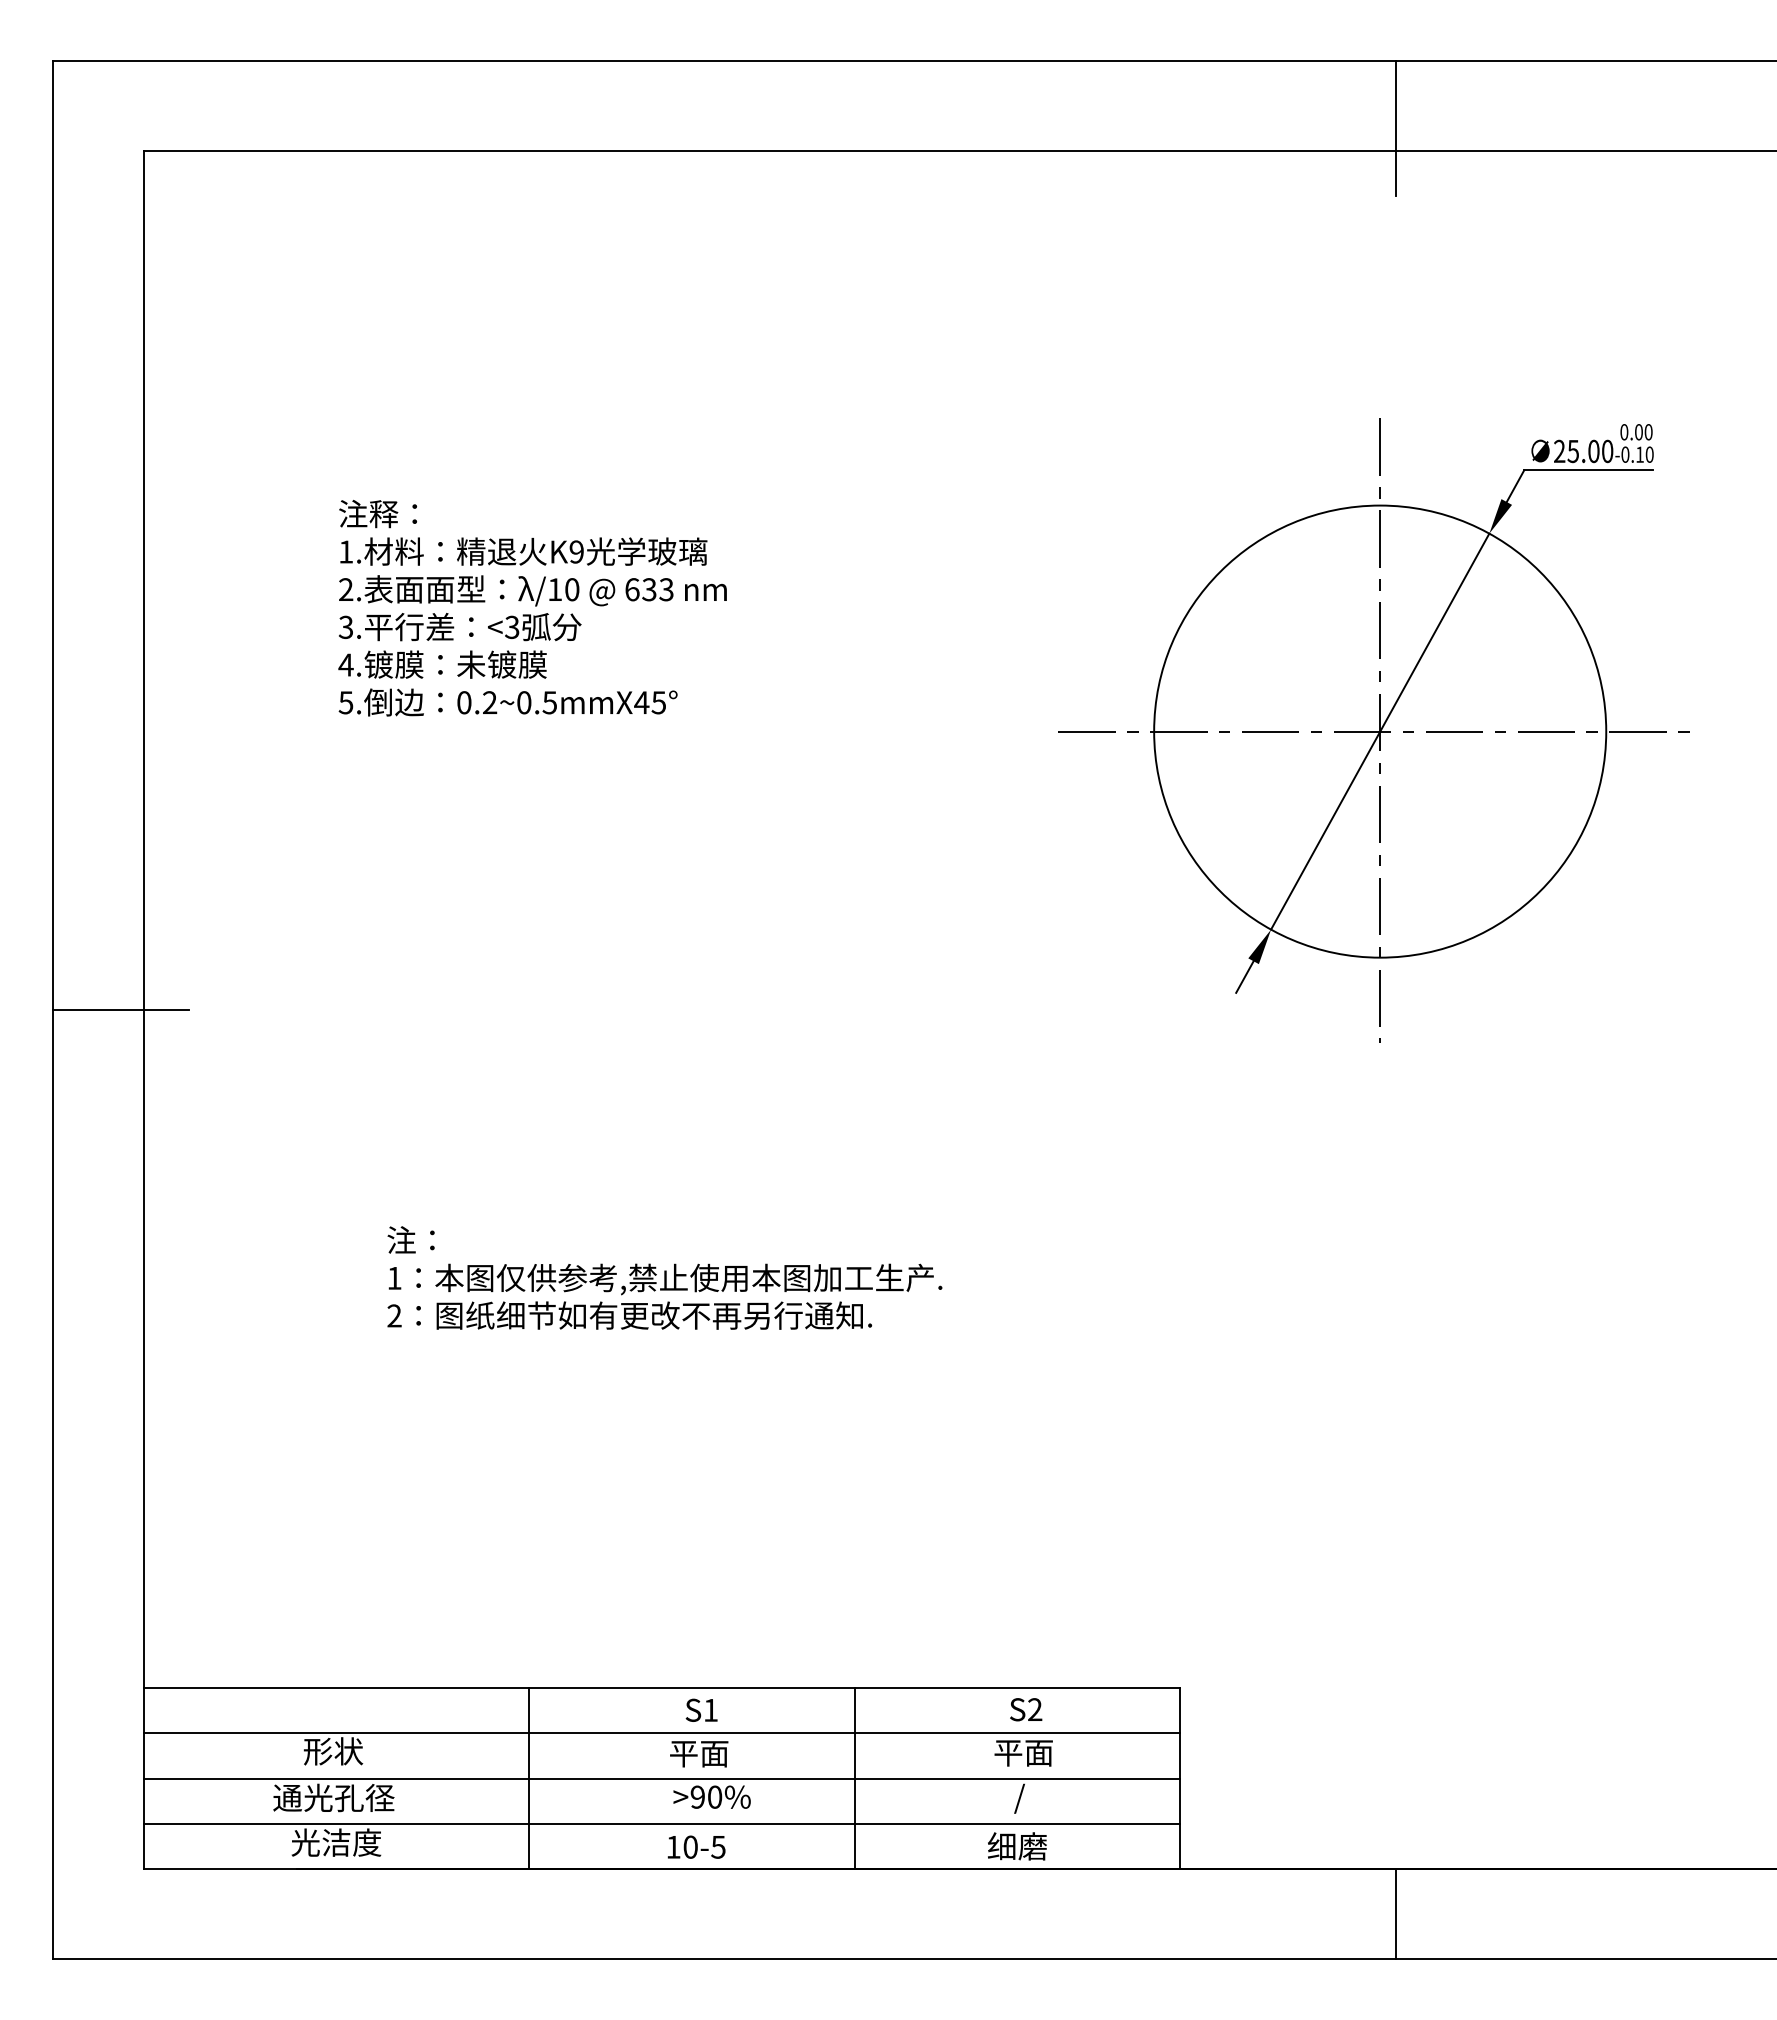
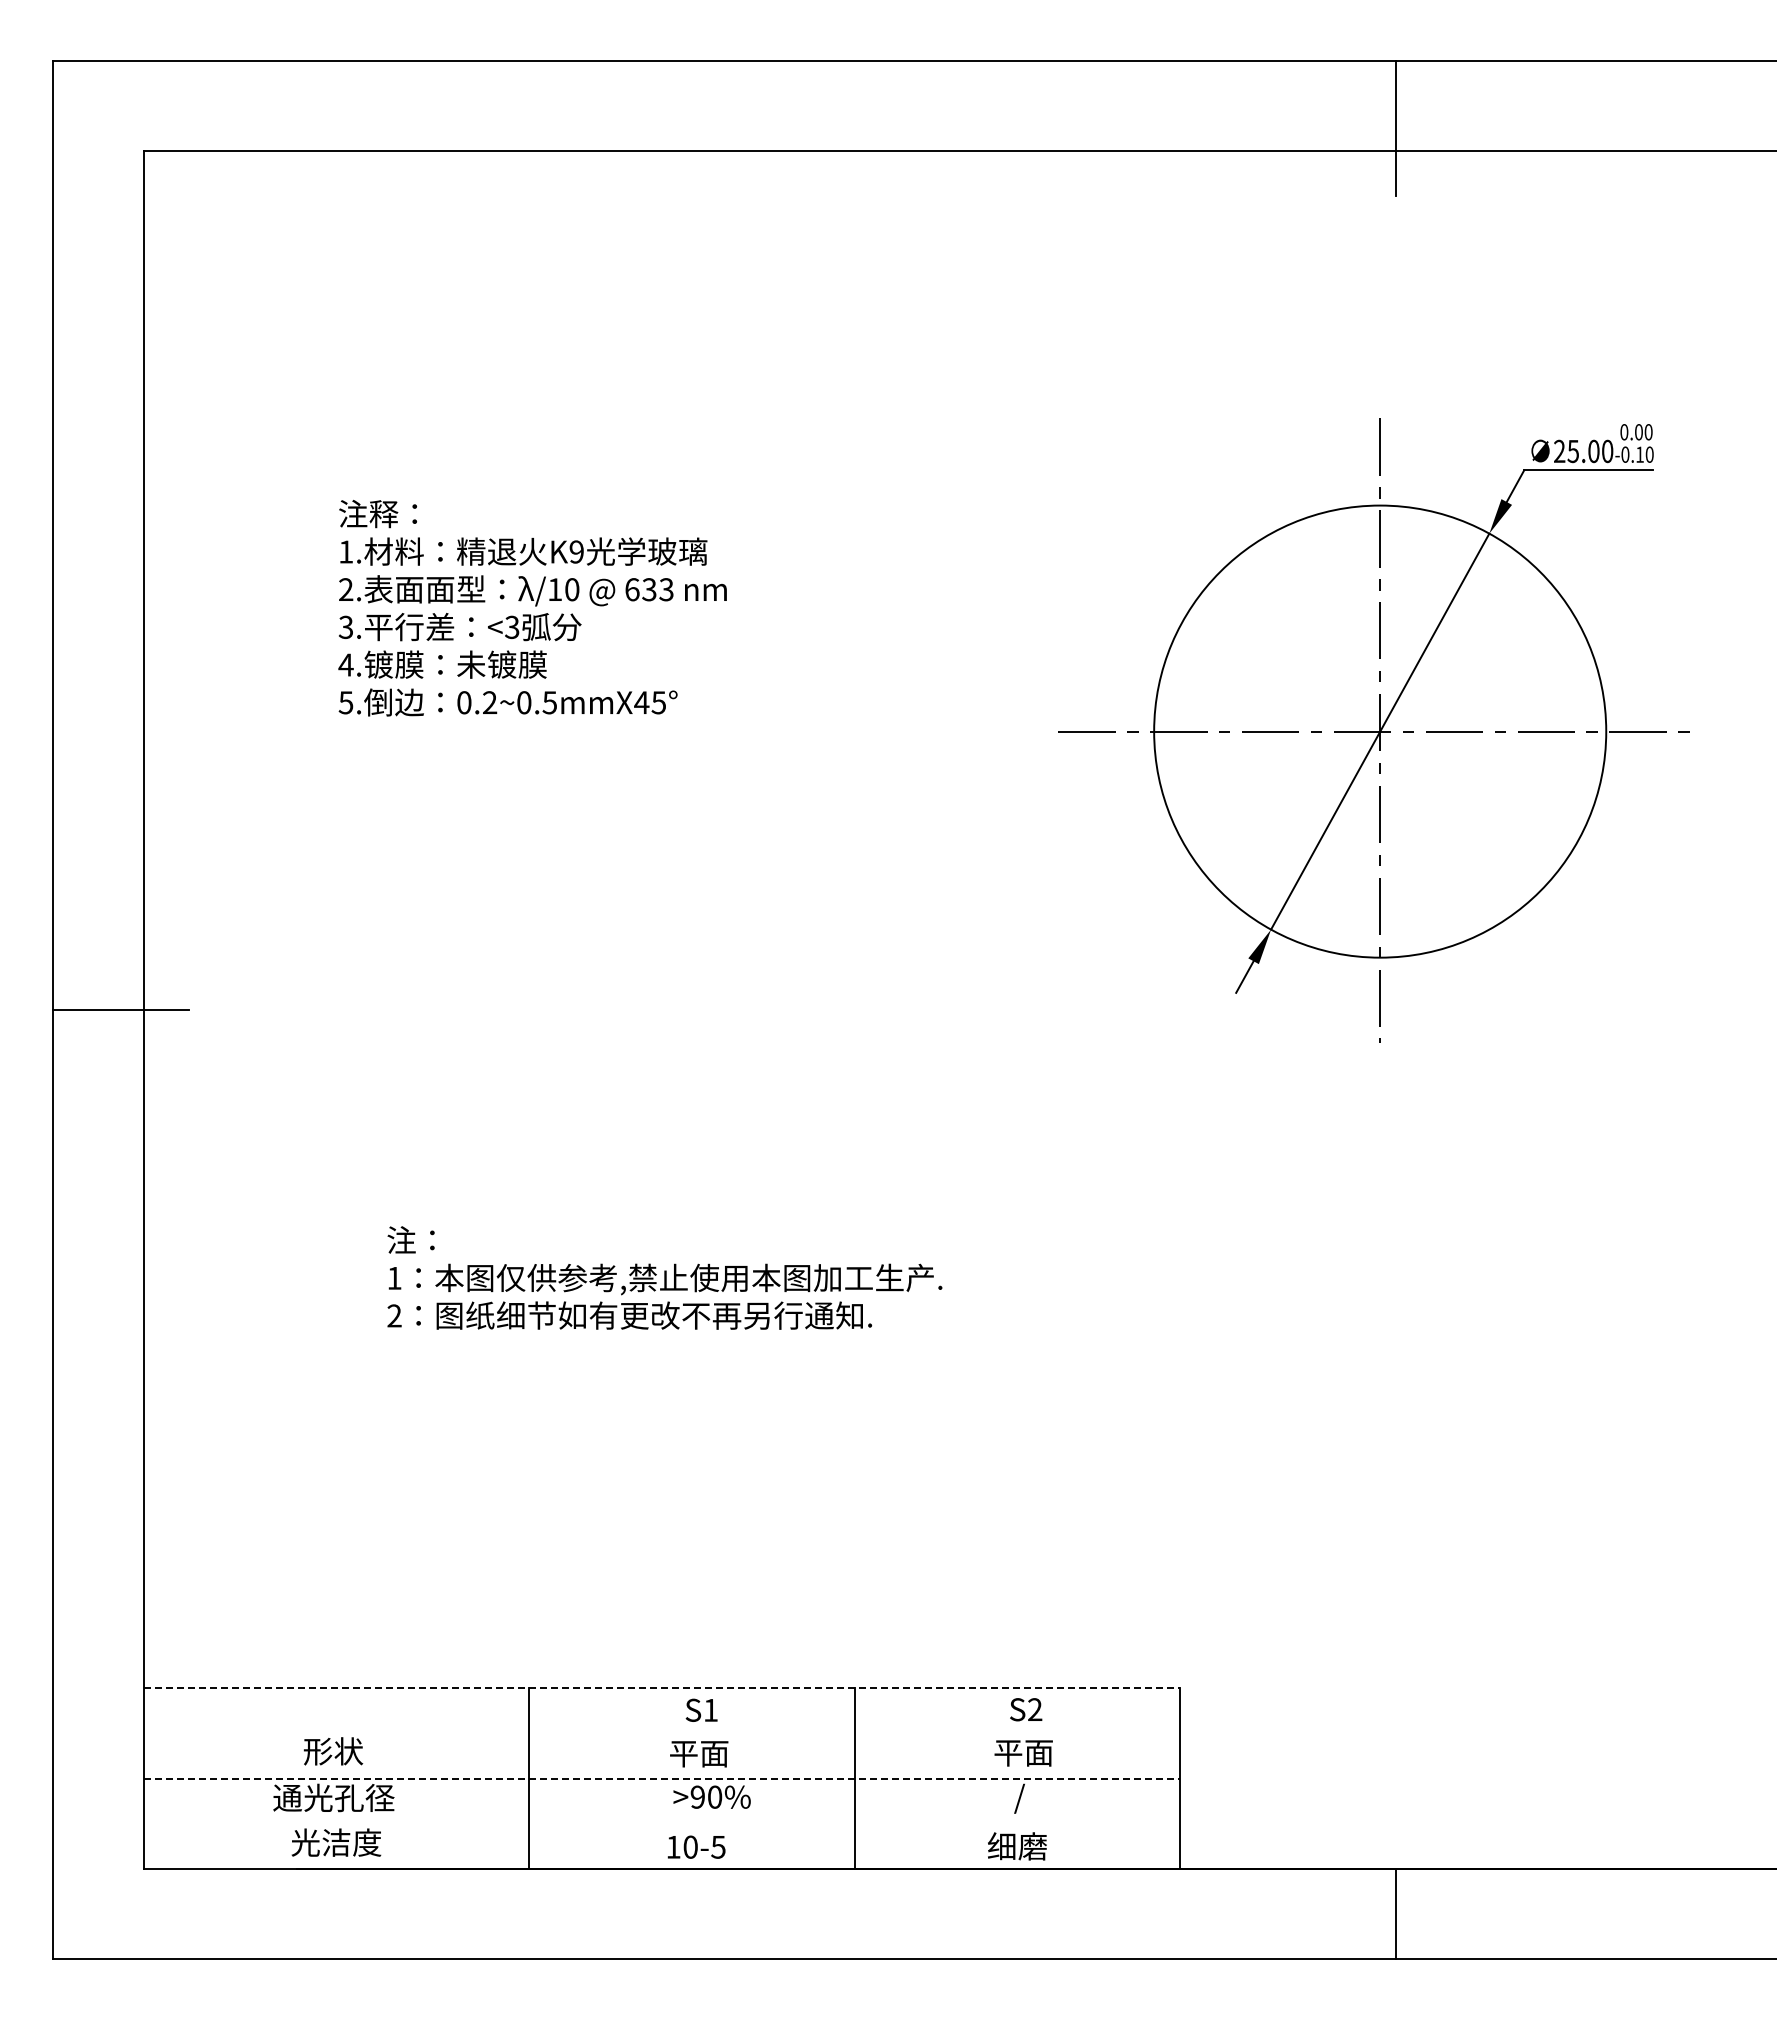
line: solid -> dashed (662, 1688)
line: present -> none (661, 1733)
line: solid -> dashed (662, 1778)
line: present -> none (661, 1823)
